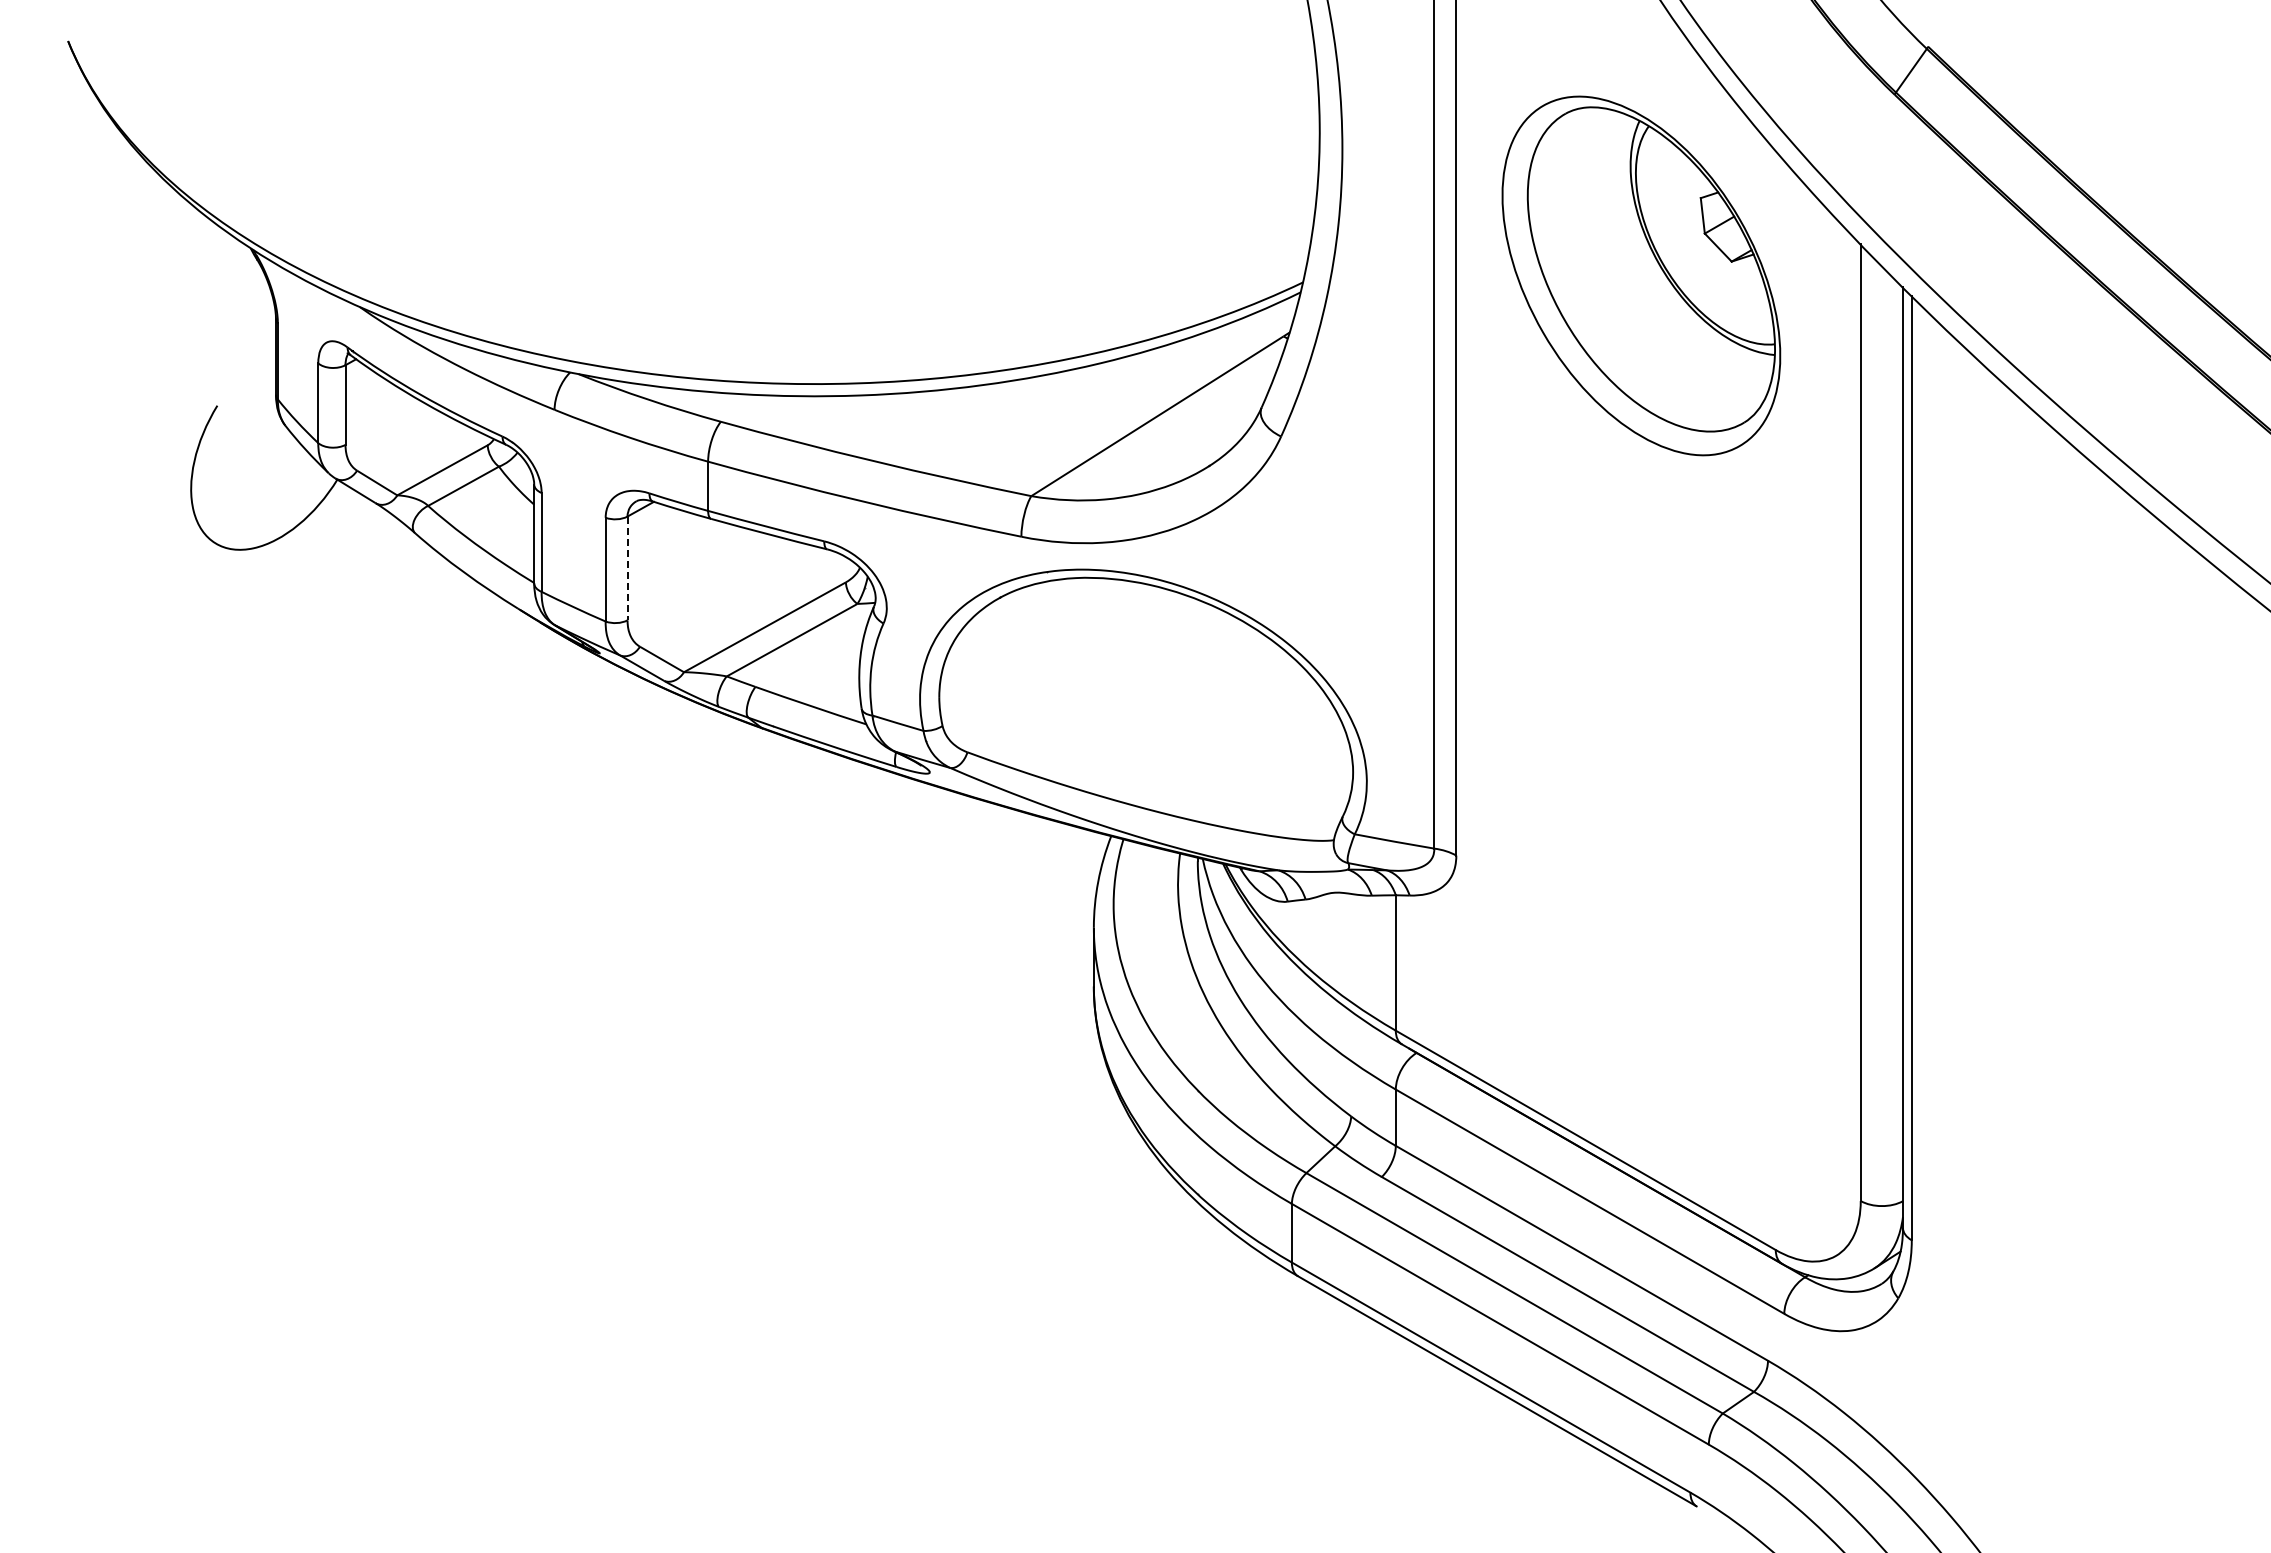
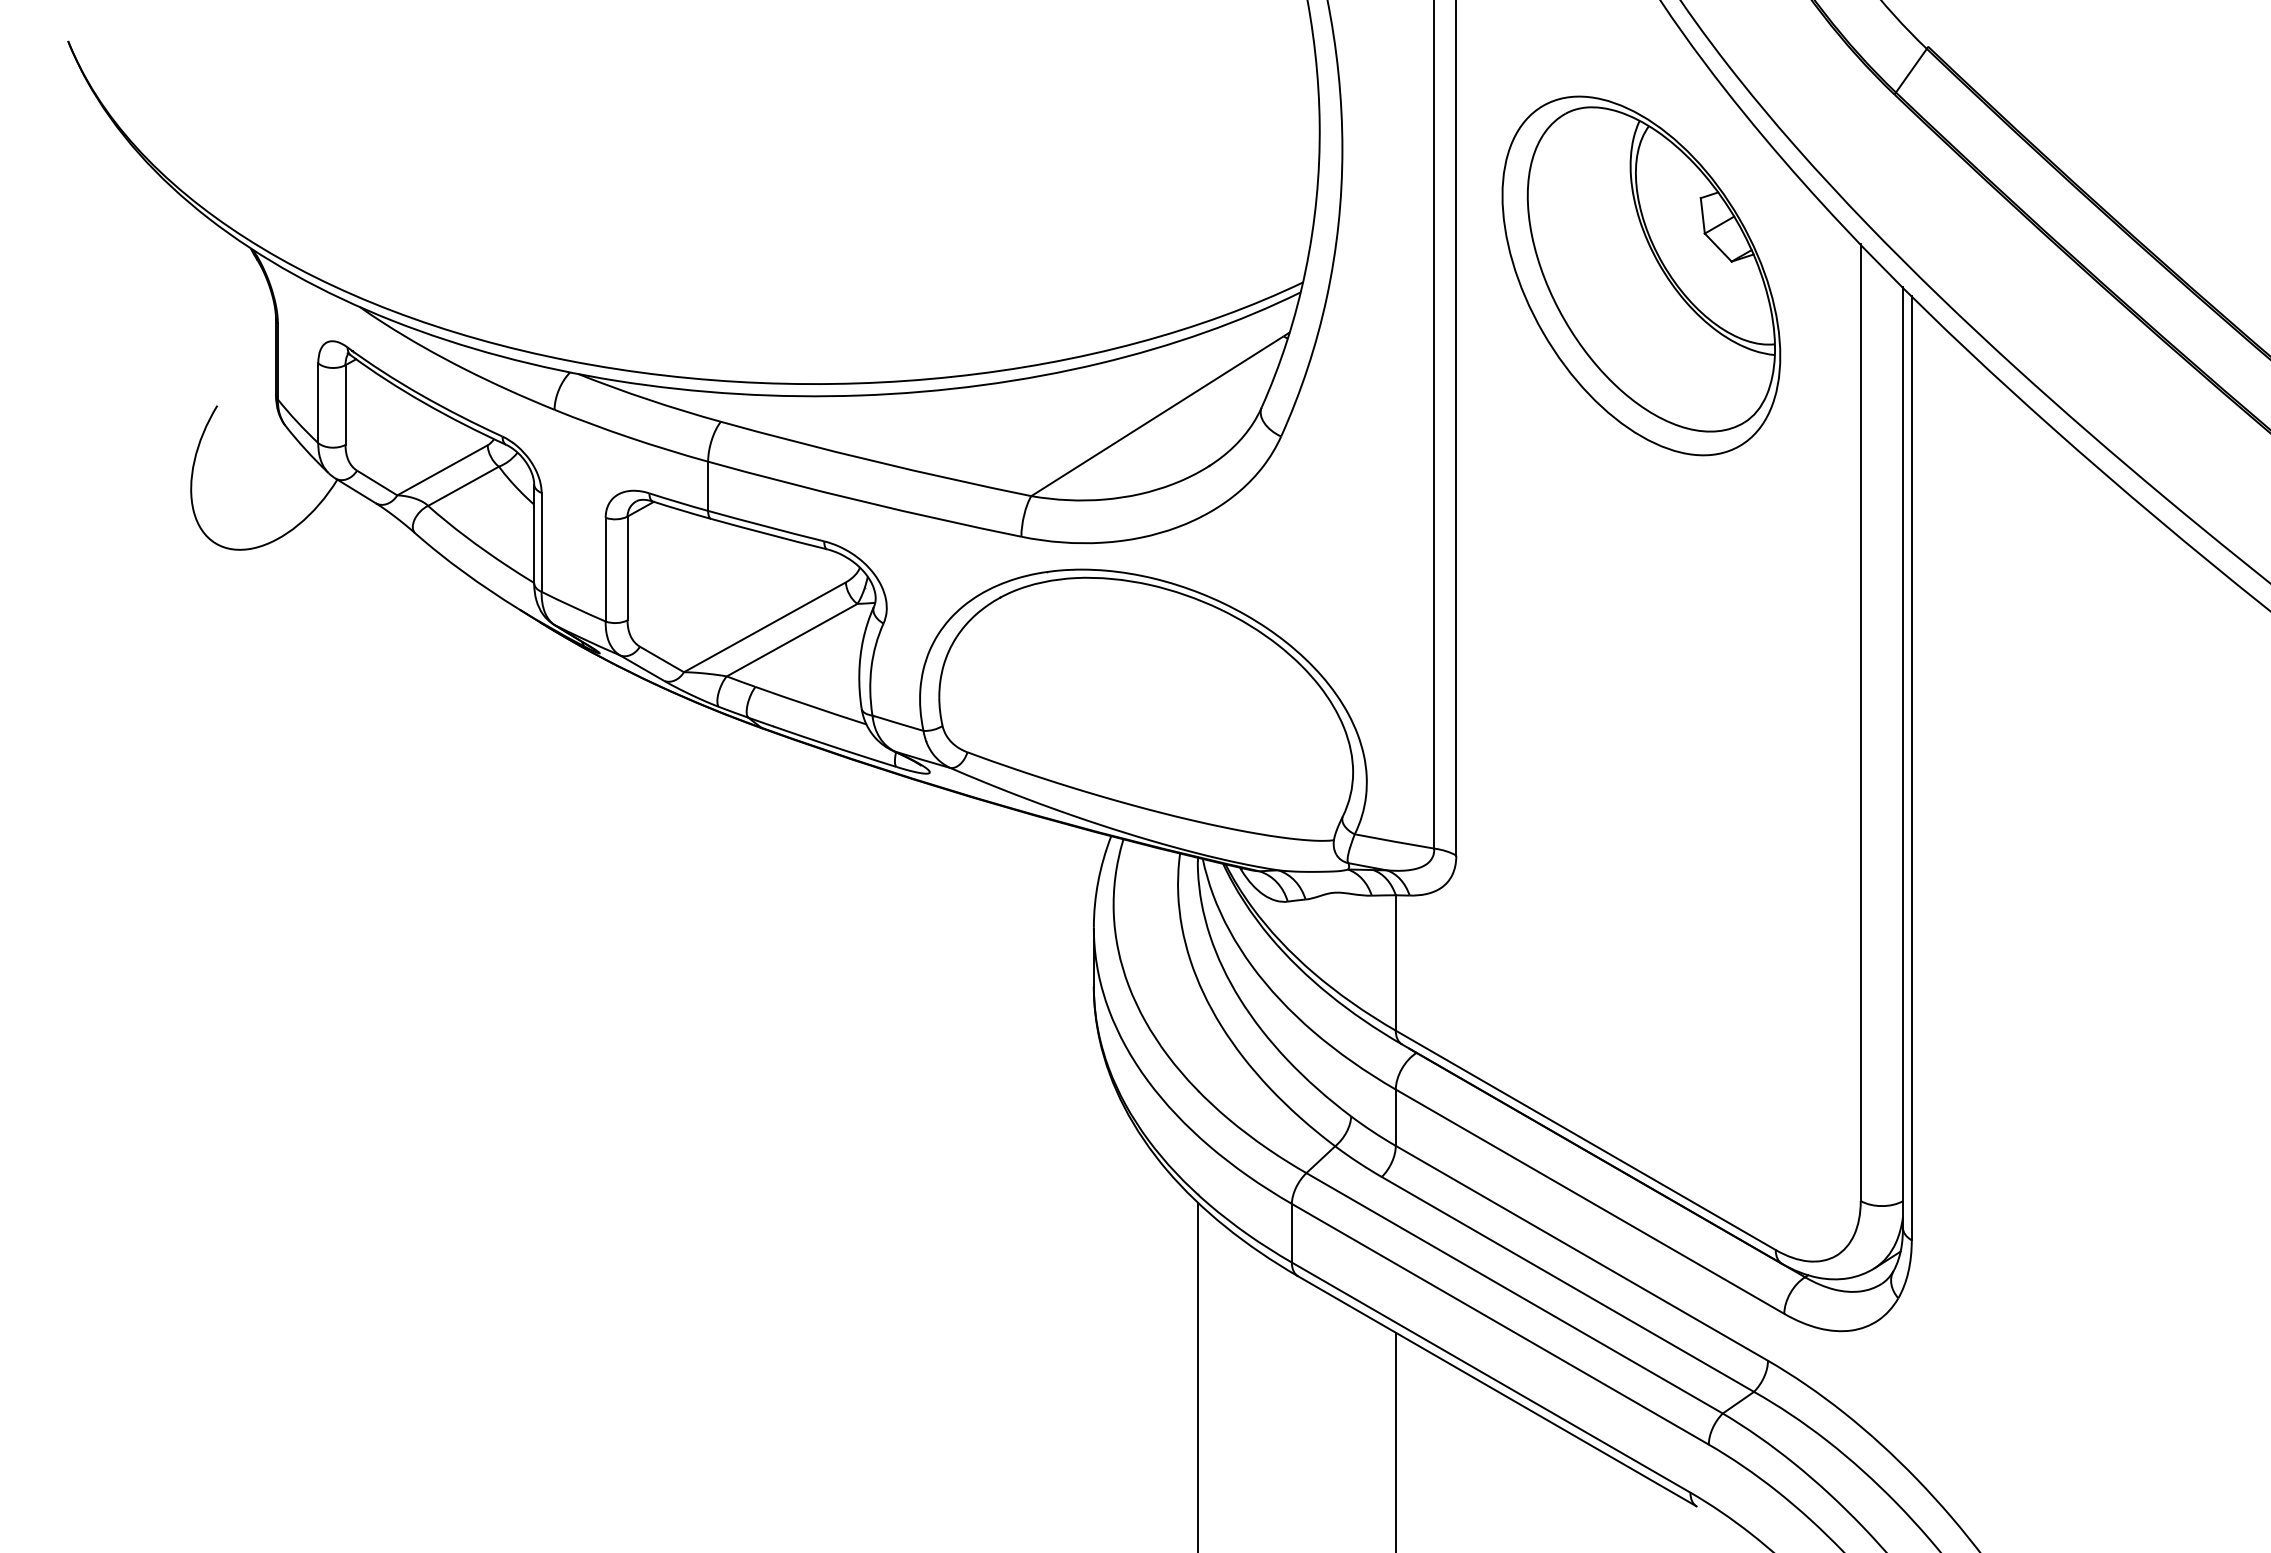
line: dashed -> solid (627, 568)
line: none -> present (1197, 1375)
line: none -> present (1395, 1440)
